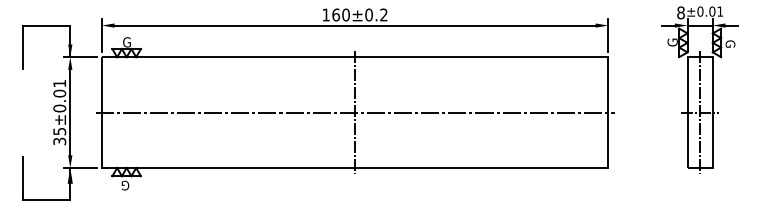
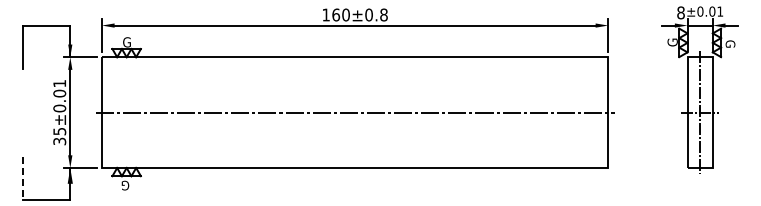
text: 160±0.2 -> 160±0.8 (383, 14)
line: present -> none (355, 112)
line: solid -> dashed (22, 178)
